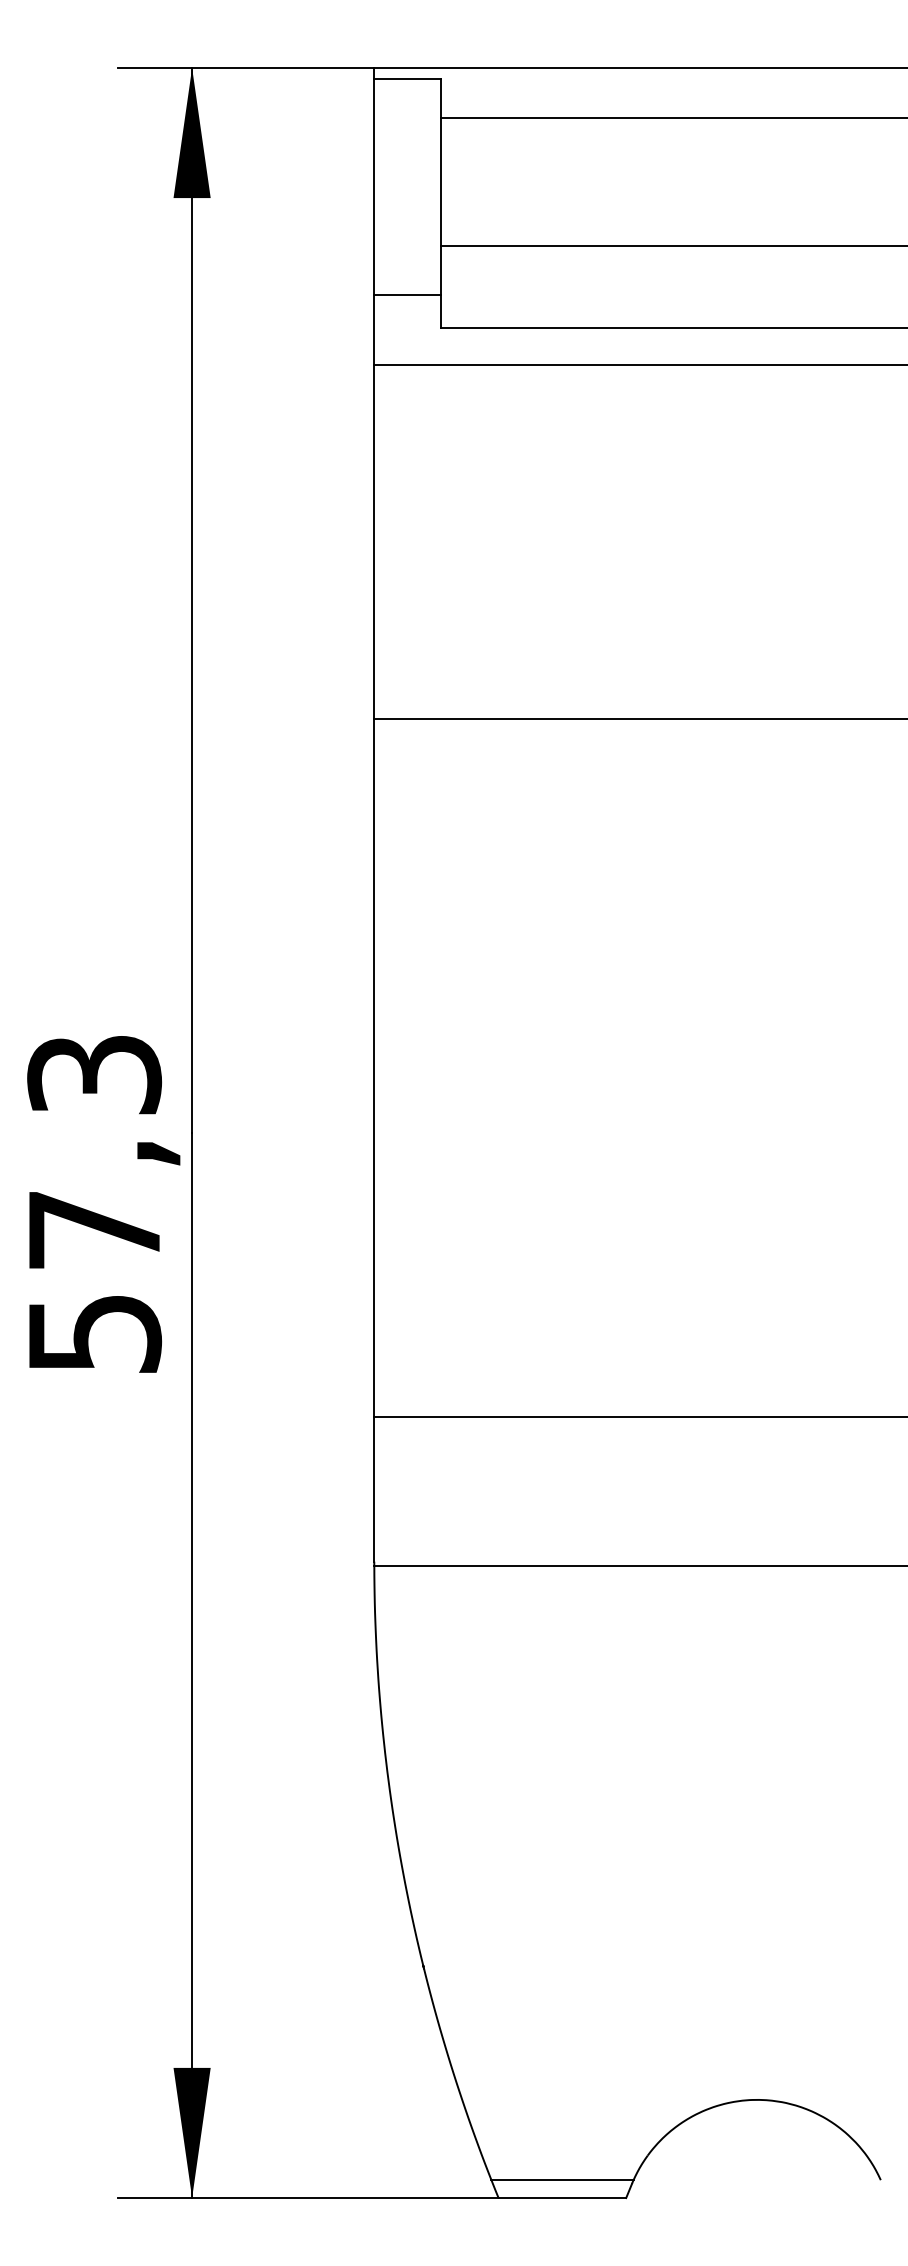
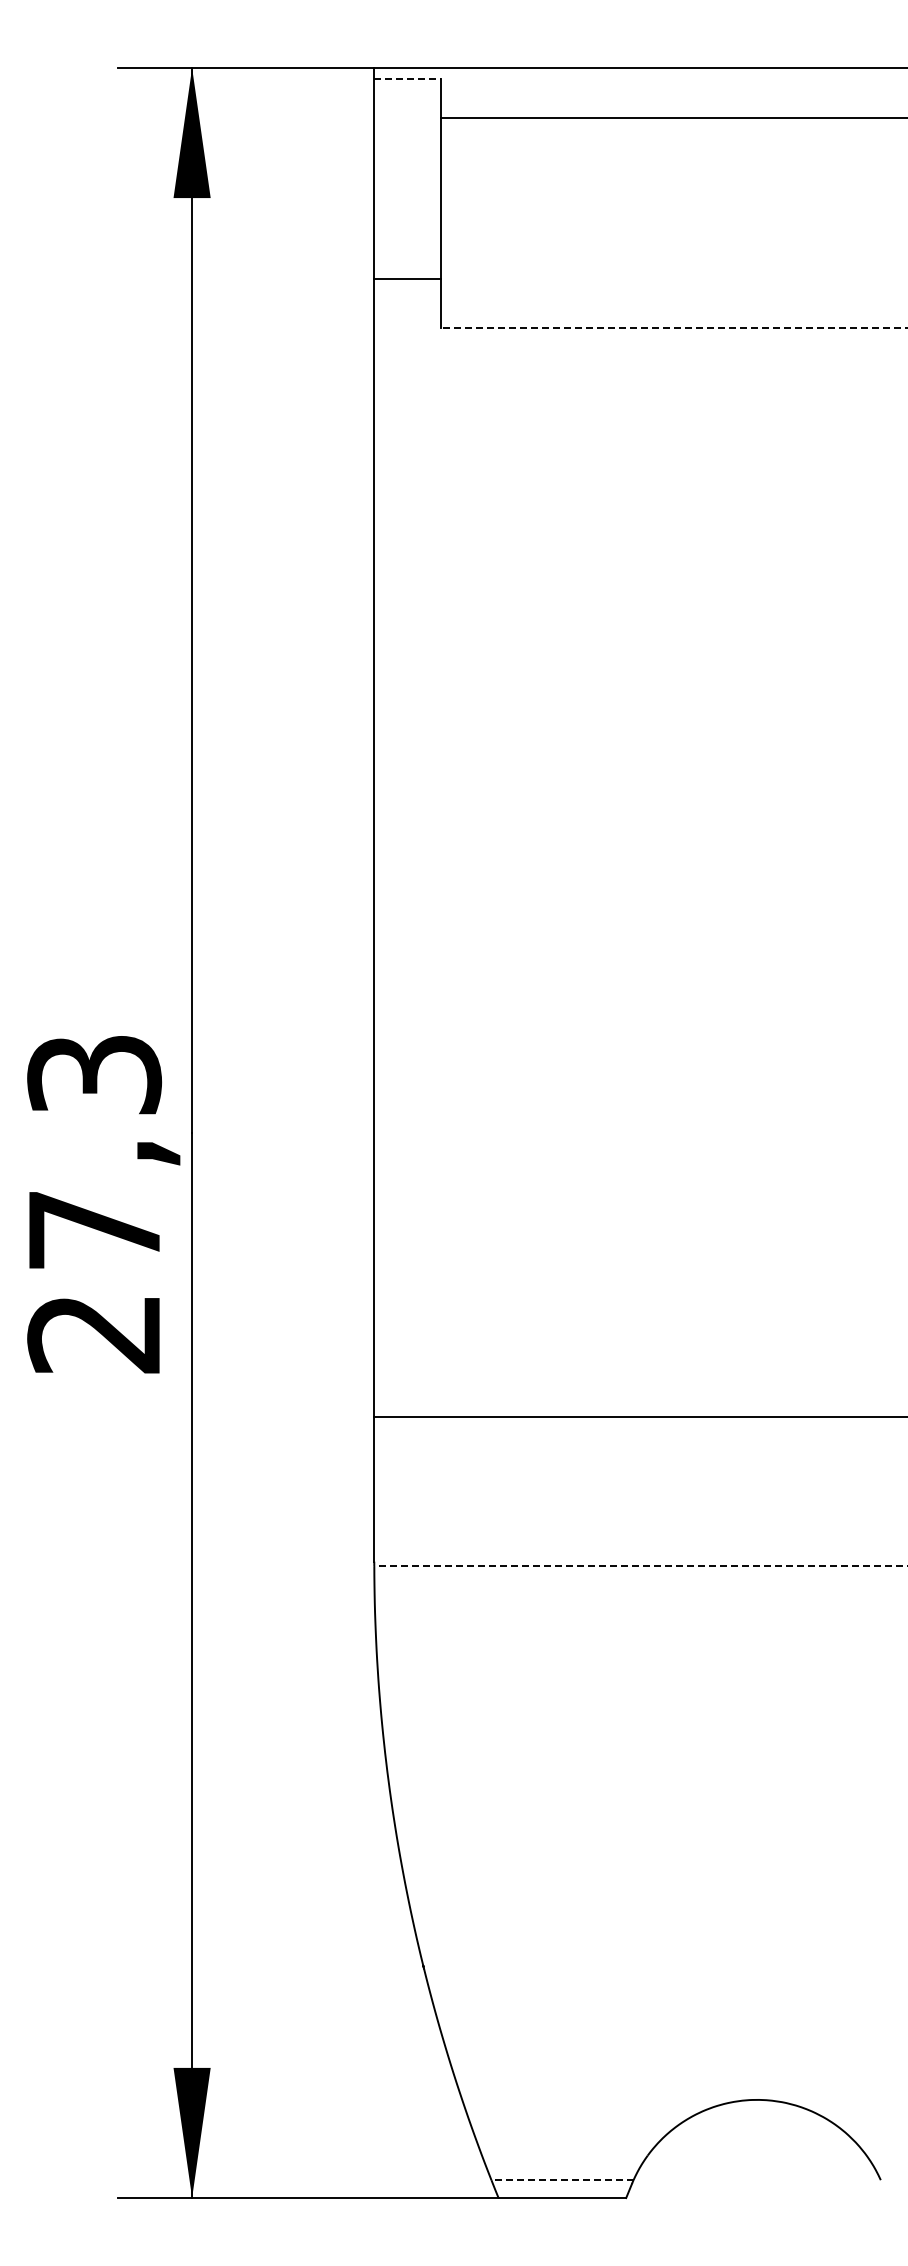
line: solid -> dashed (408, 79)
line: present -> none (672, 246)
line position: (407, 295) -> (407, 279) (407, 279)
line: solid -> dashed (674, 328)
line: present -> none (639, 365)
line: present -> none (639, 718)
text: 57,3 -> 27,3 (94, 1334)
line: solid -> dashed (640, 1566)
line: solid -> dashed (562, 2180)
